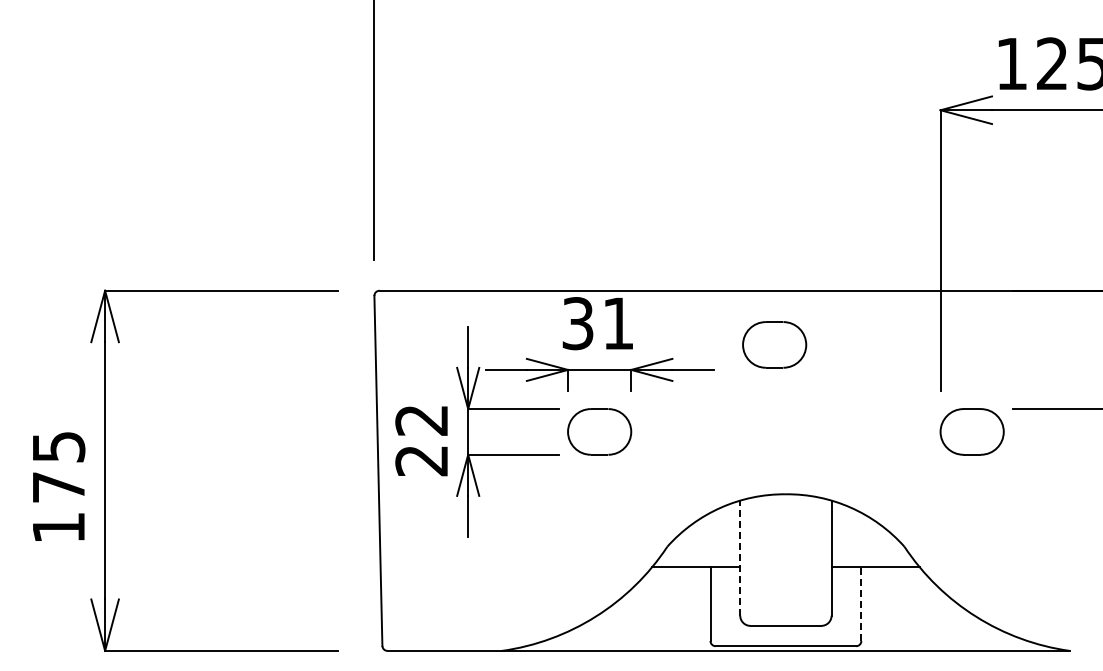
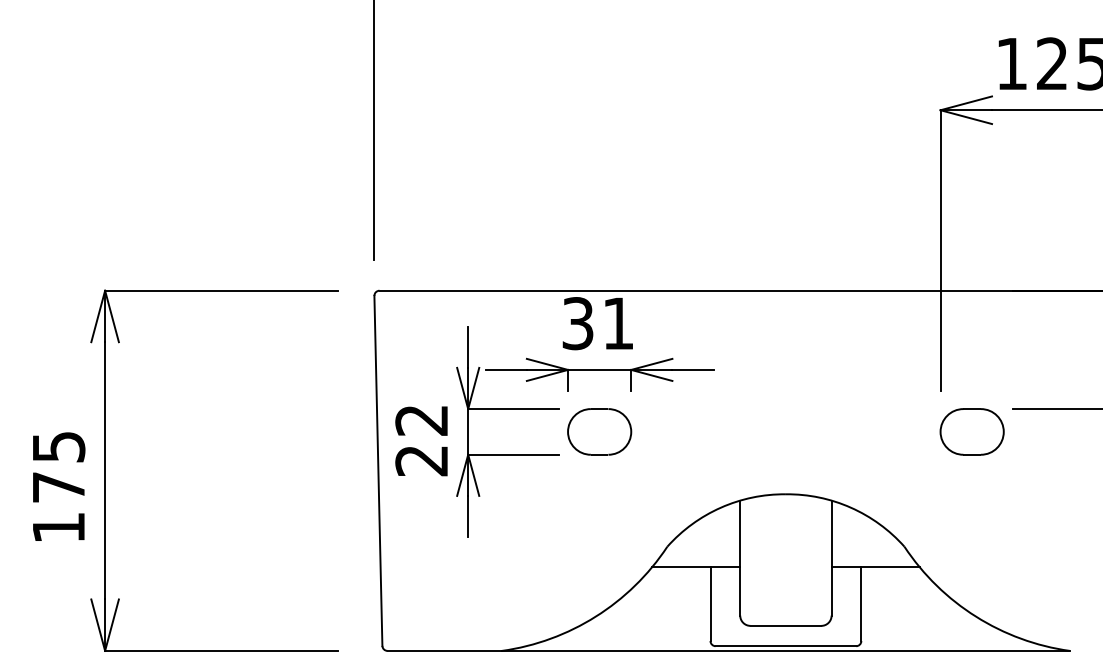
part: present -> none (774, 344)
line: dashed -> solid (740, 557)
line: dashed -> solid (861, 603)
